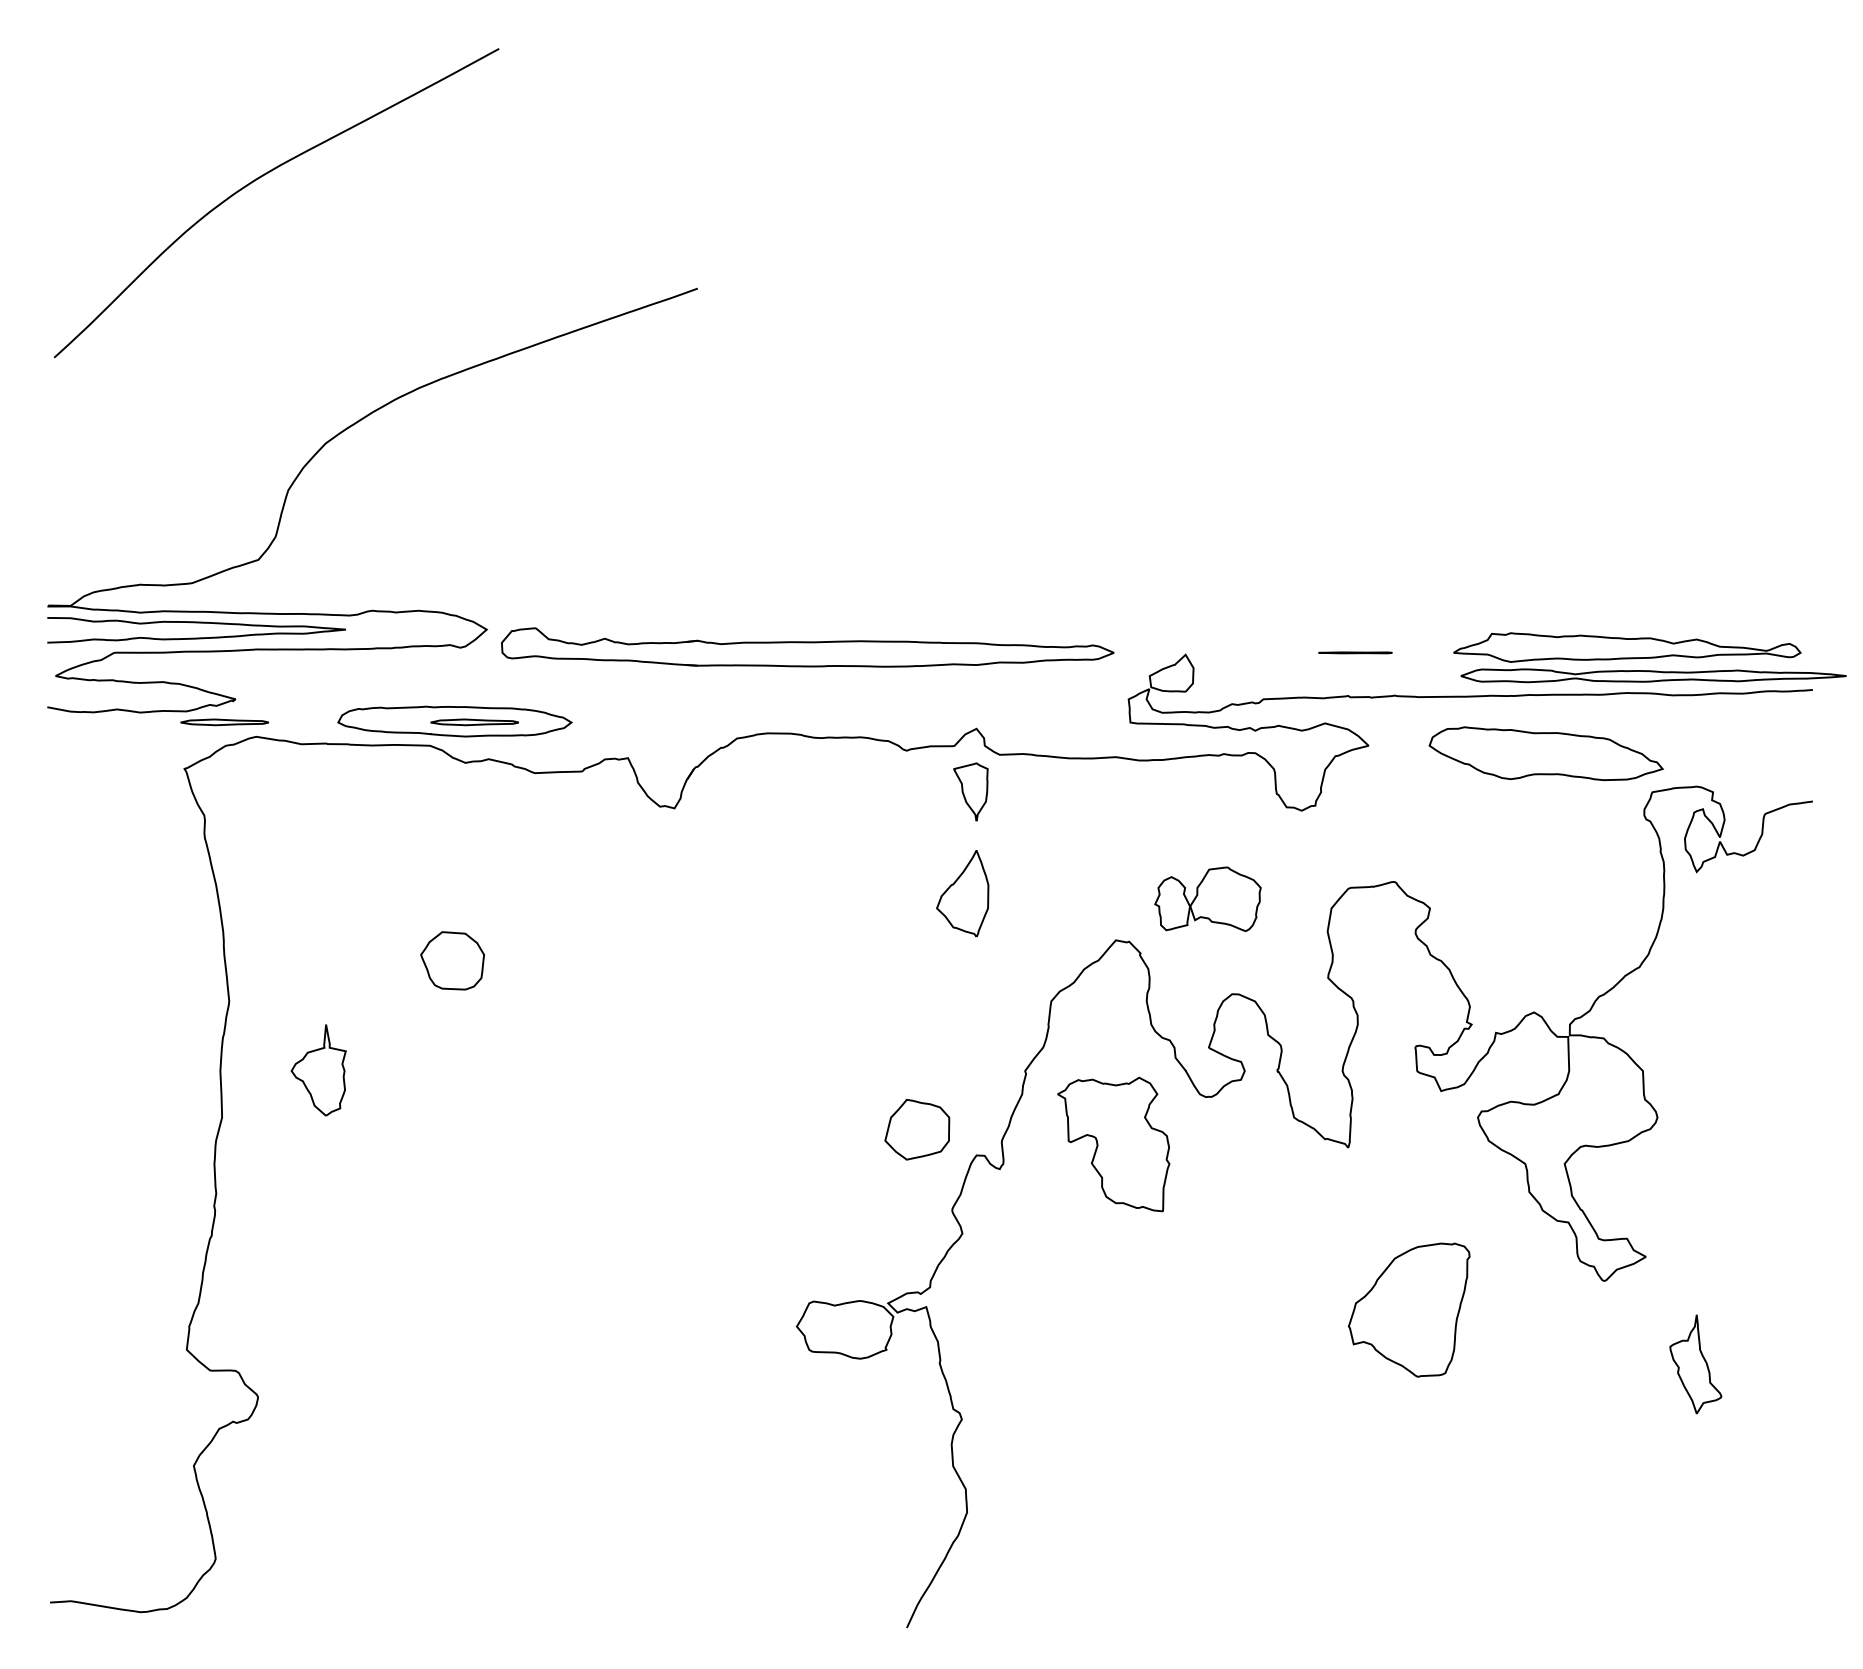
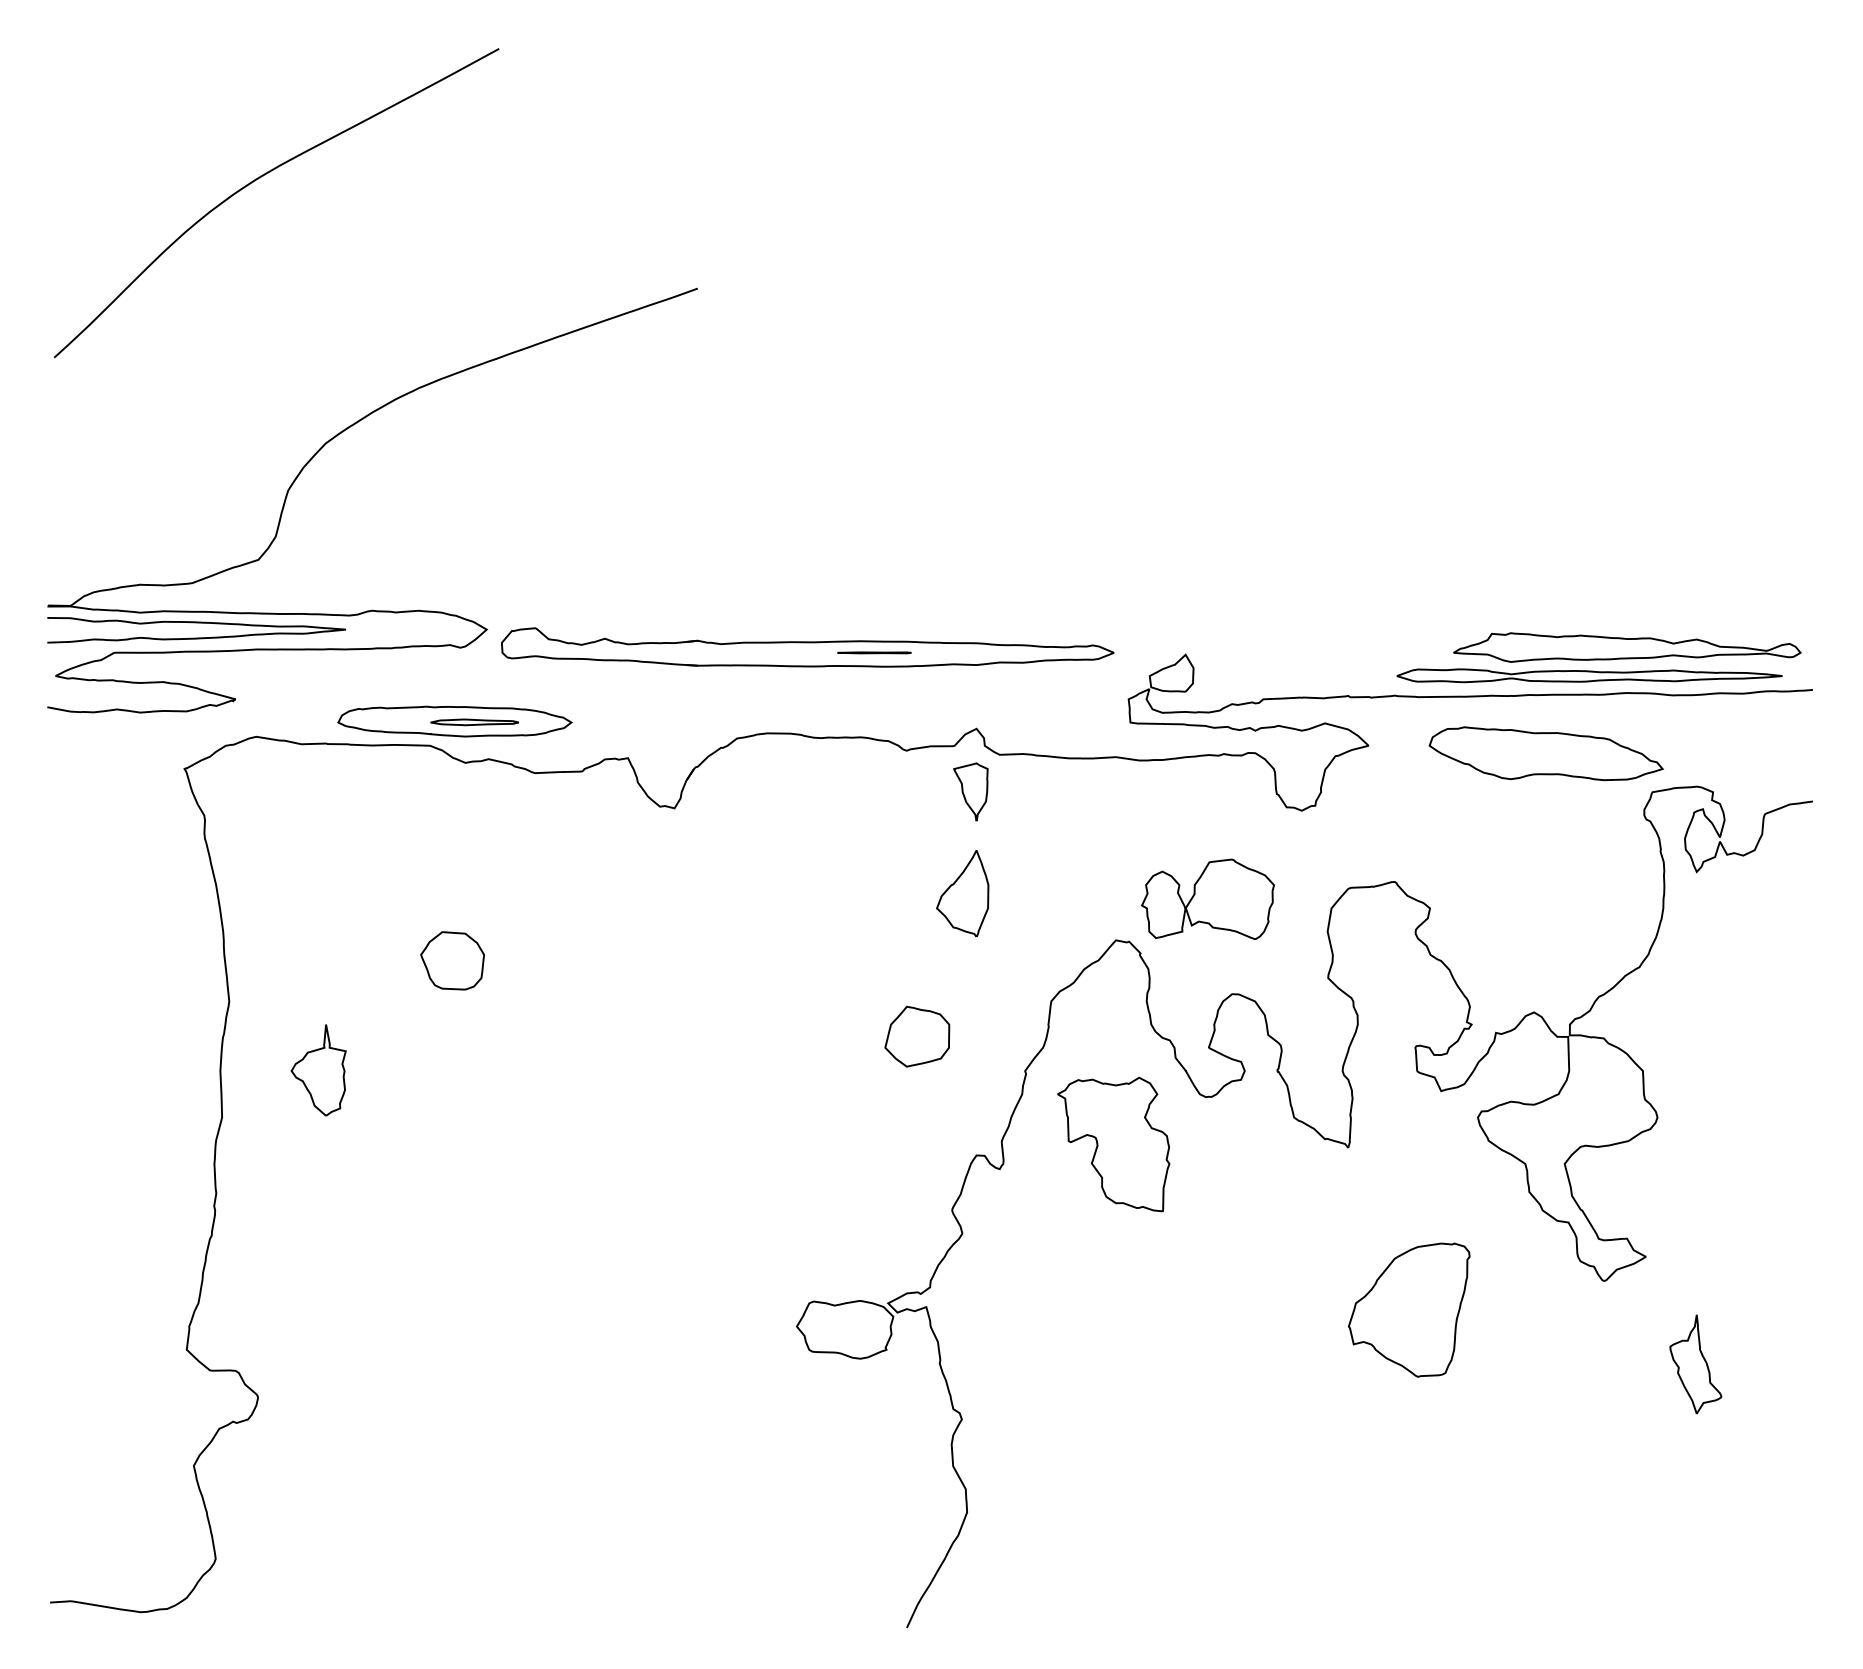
line position: (1355, 652) -> (874, 652) (874, 652)
part position: (1653, 675) -> (1589, 675) (1589, 675)
part: present -> none (224, 722)
part size: 108x66 px -> 134x82 px (1207, 898)
part position: (917, 1129) -> (917, 1036) (917, 1036)
